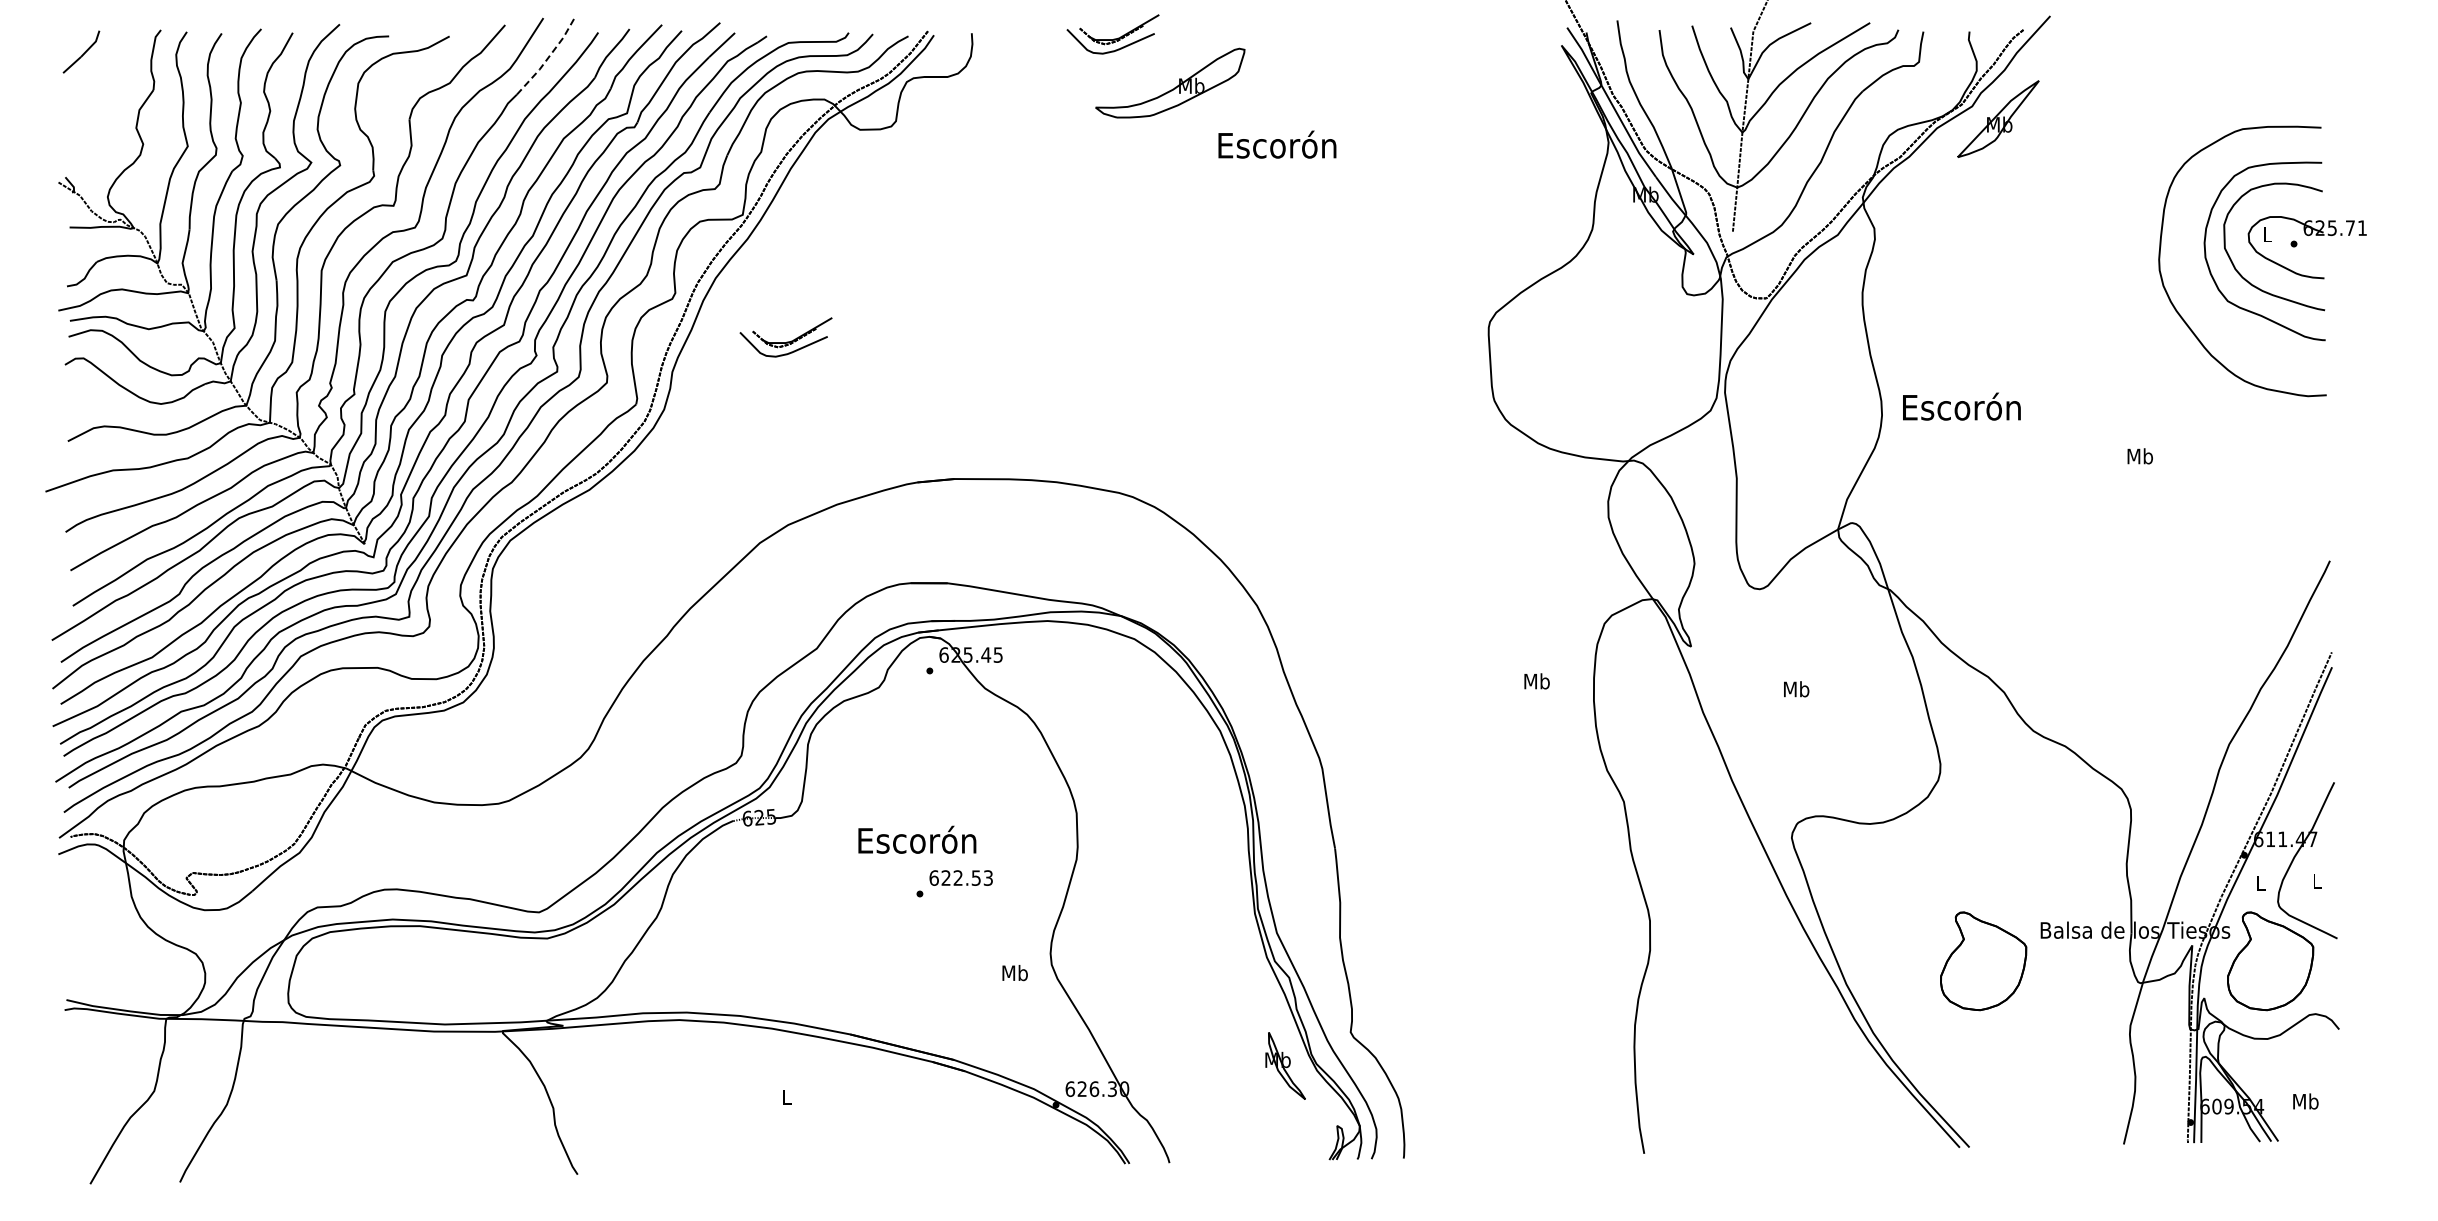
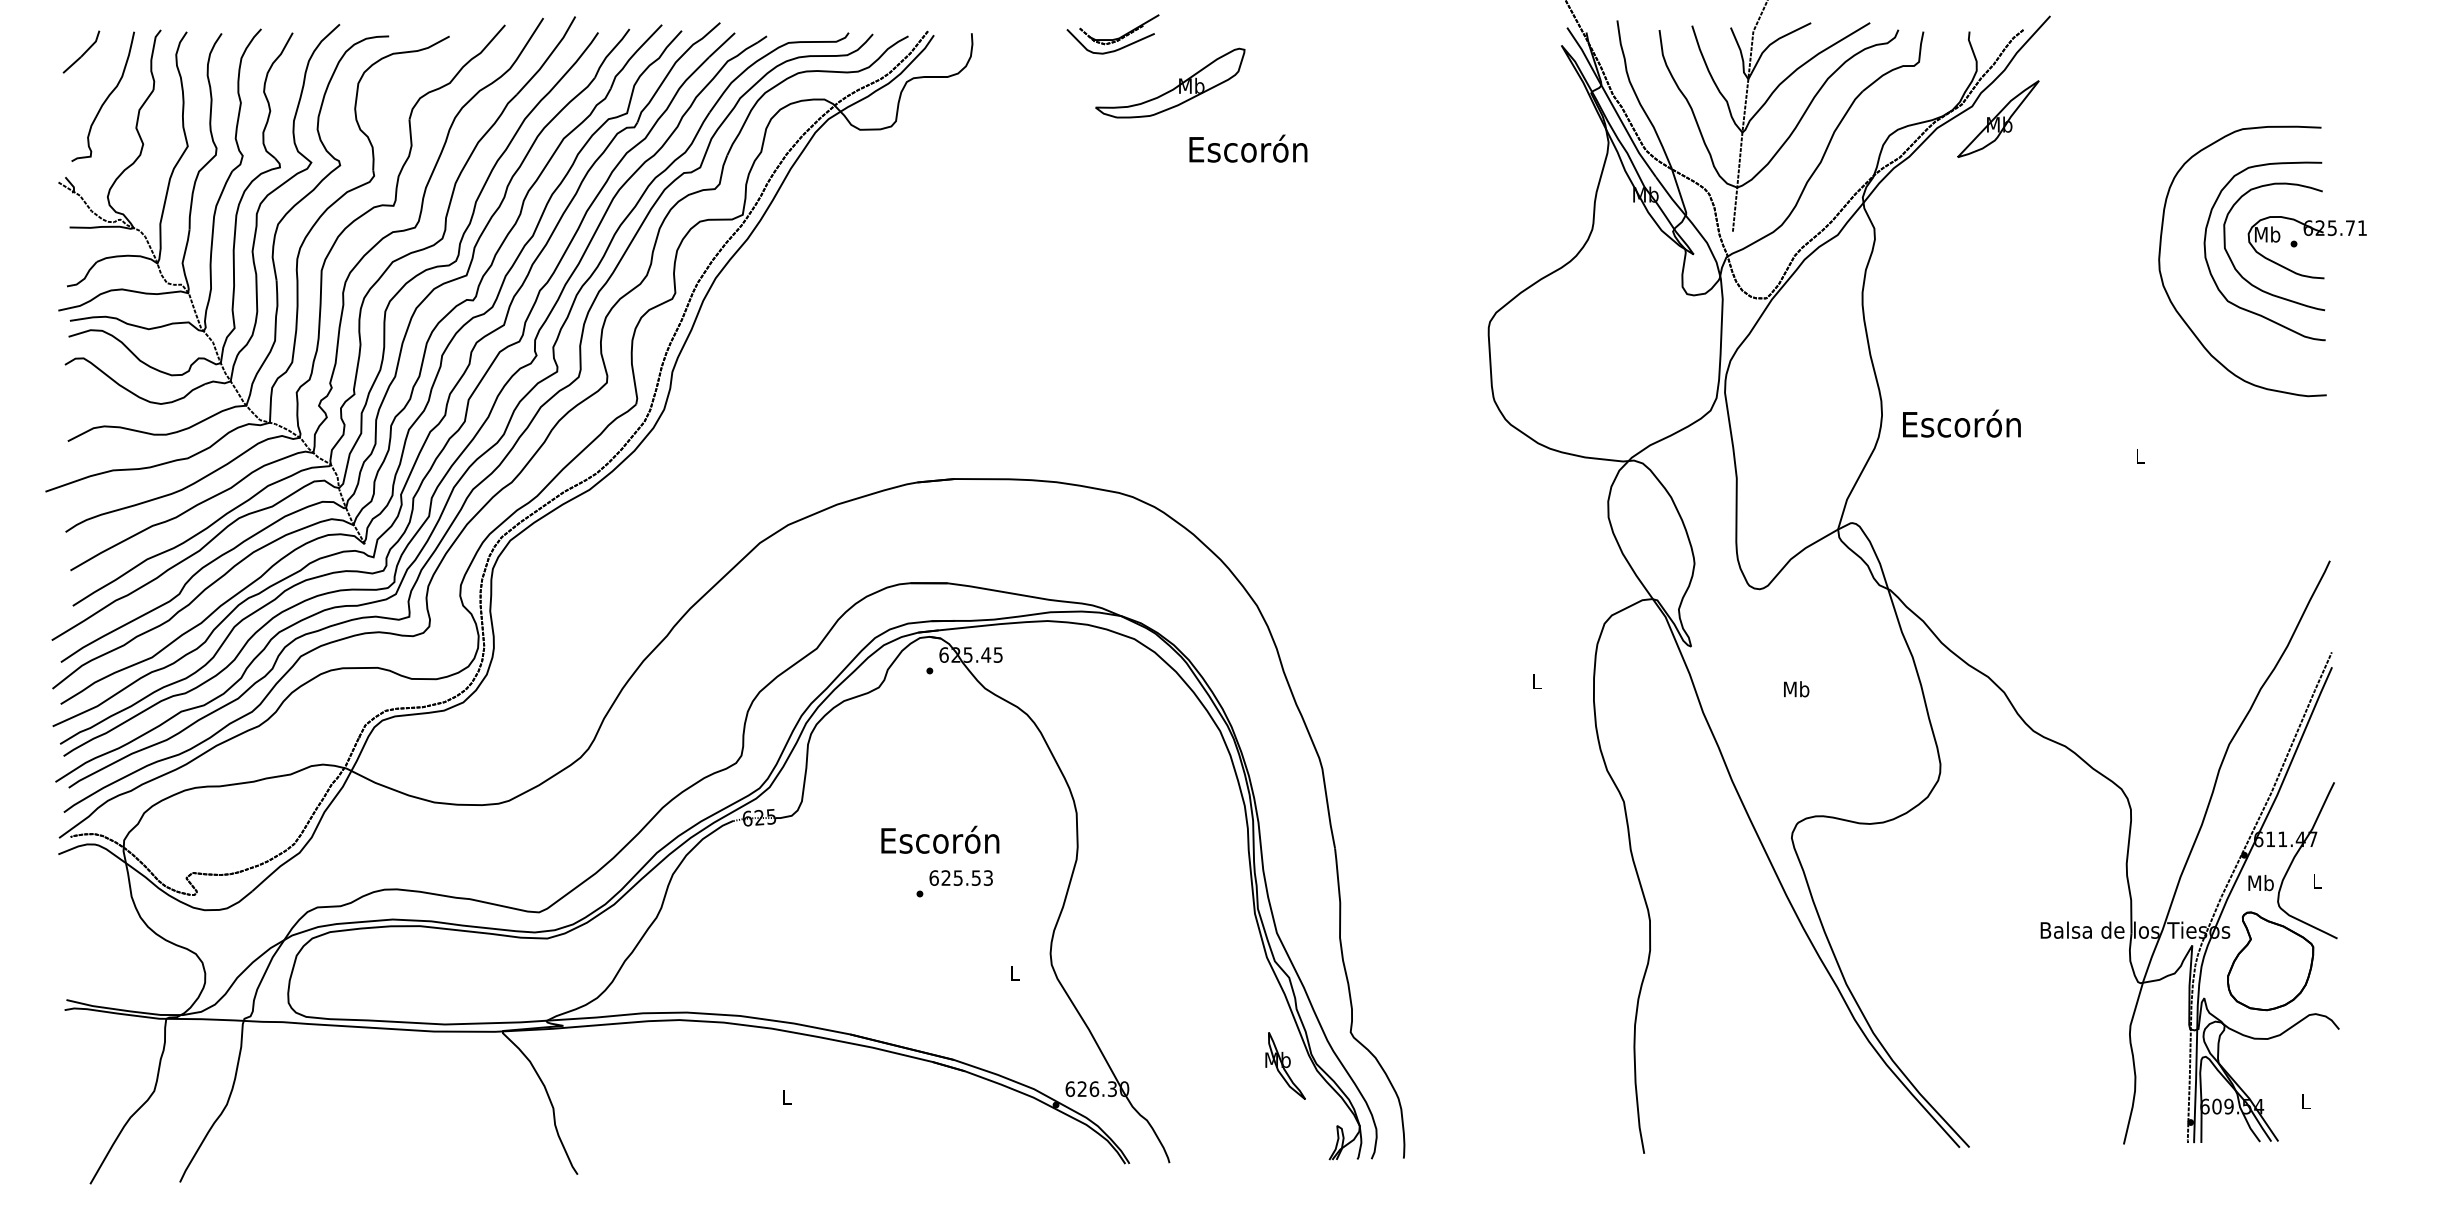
line: dashed -> solid (549, 56)
curve: none -> present (106, 97)
text position: (1277, 144) -> (1248, 148) (1248, 148)
text: L -> Mb (2267, 234)
part: present -> none (785, 337)
text position: (1961, 406) -> (1961, 423) (1961, 423)
text: Mb -> L (2139, 456)
text: Mb -> L (1536, 681)
text position: (917, 839) -> (940, 839) (940, 839)
text: 622.53 -> 625.53 (957, 877)
text: L -> Mb (2260, 883)
part: present -> none (1983, 961)
text: Mb -> L (1014, 973)
text: Mb -> L (2305, 1101)
